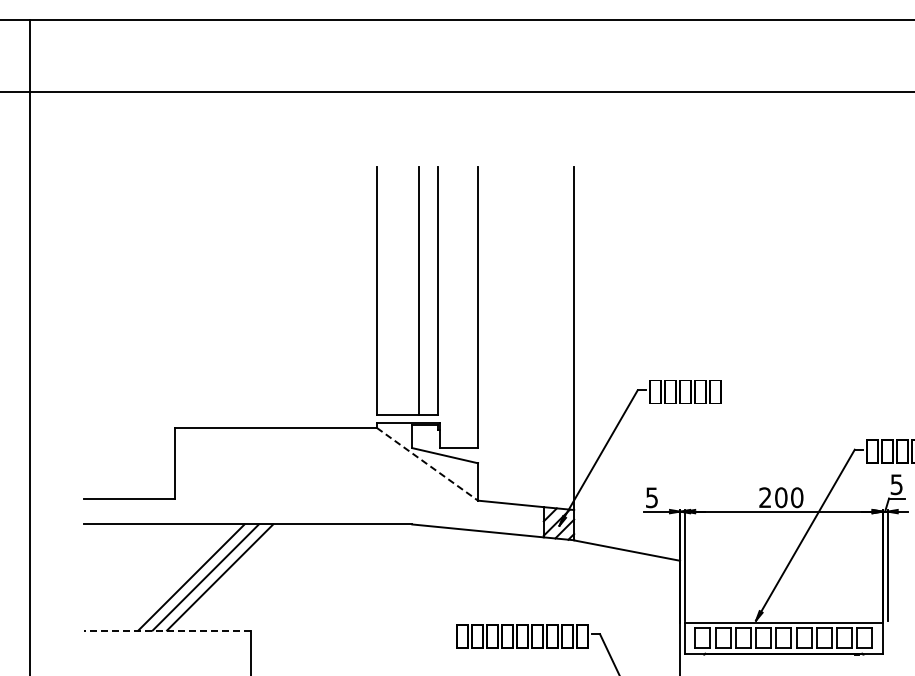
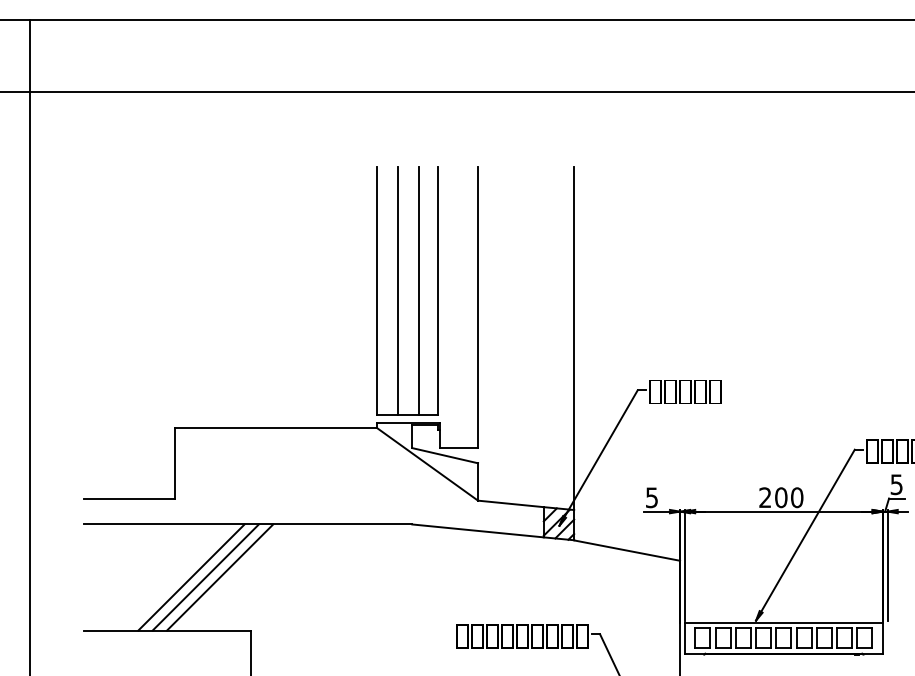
line: none -> present (398, 290)
line: dashed -> solid (427, 464)
line: dashed -> solid (166, 630)
